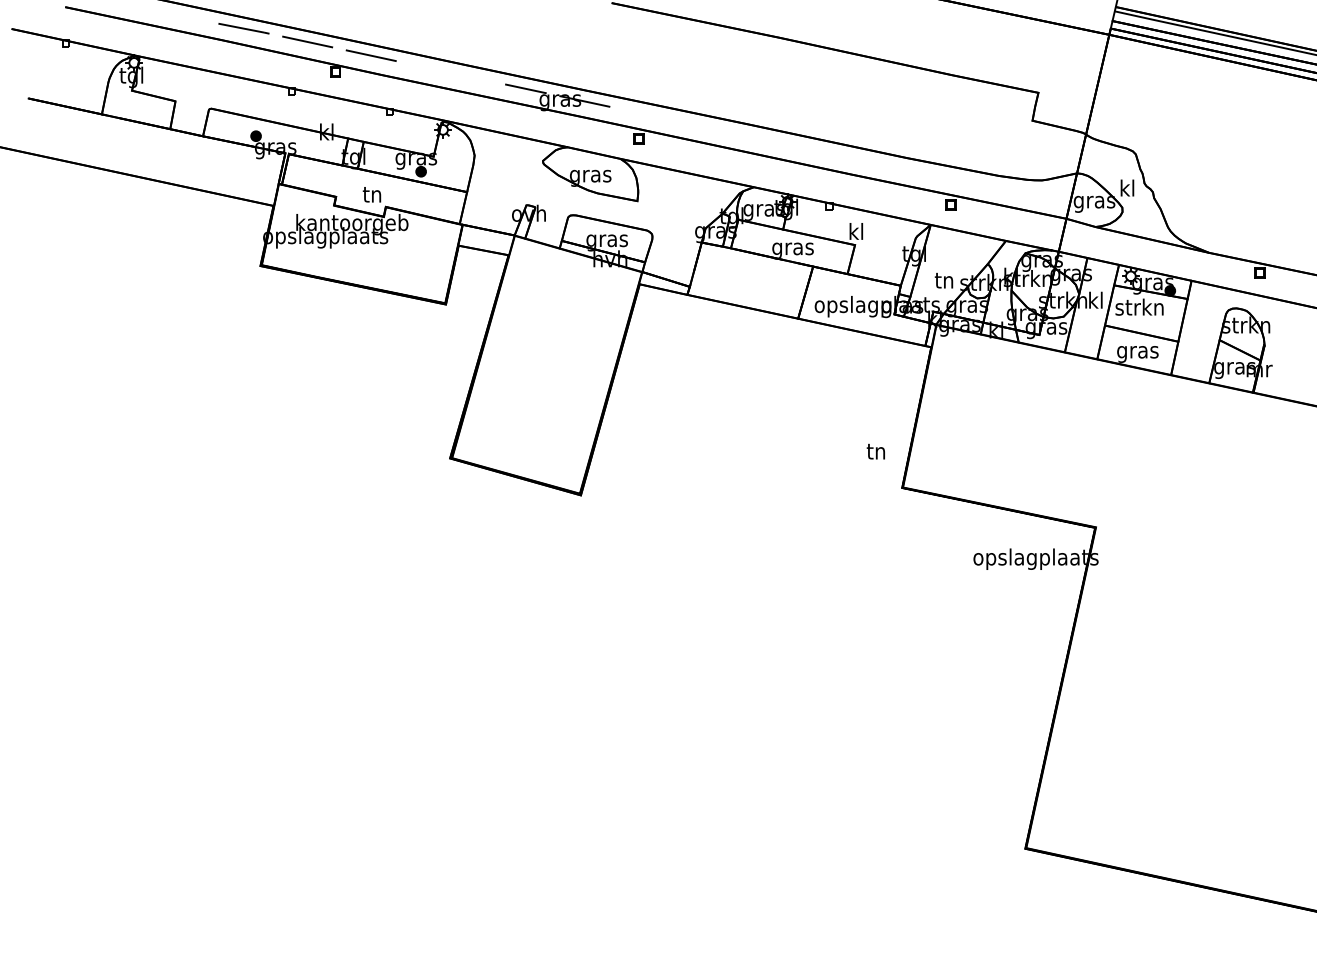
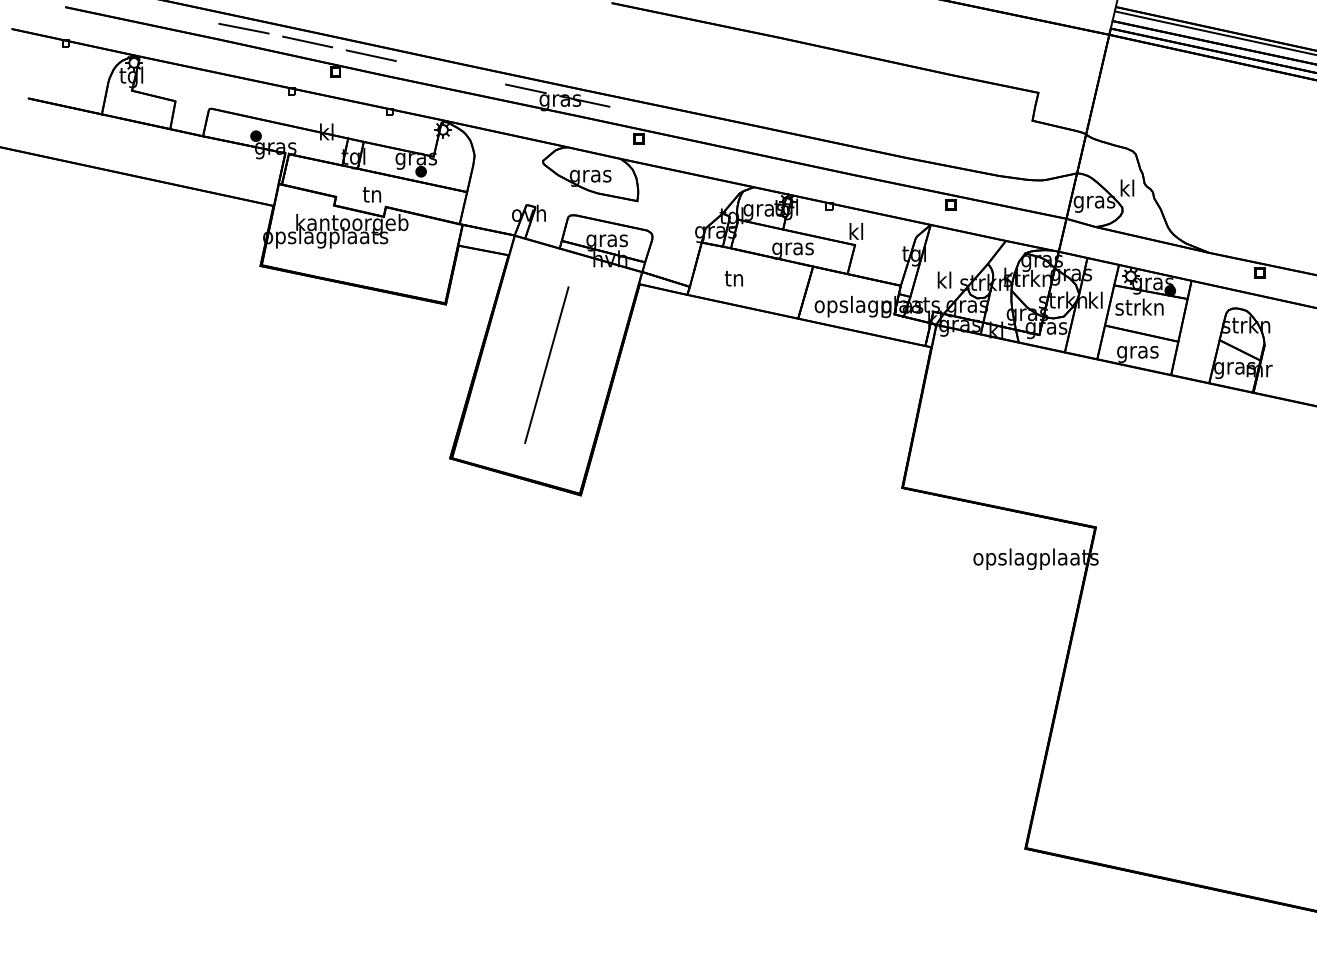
text: tn -> kl (943, 279)
line: none -> present (546, 364)
text position: (875, 451) -> (733, 278) (733, 278)
